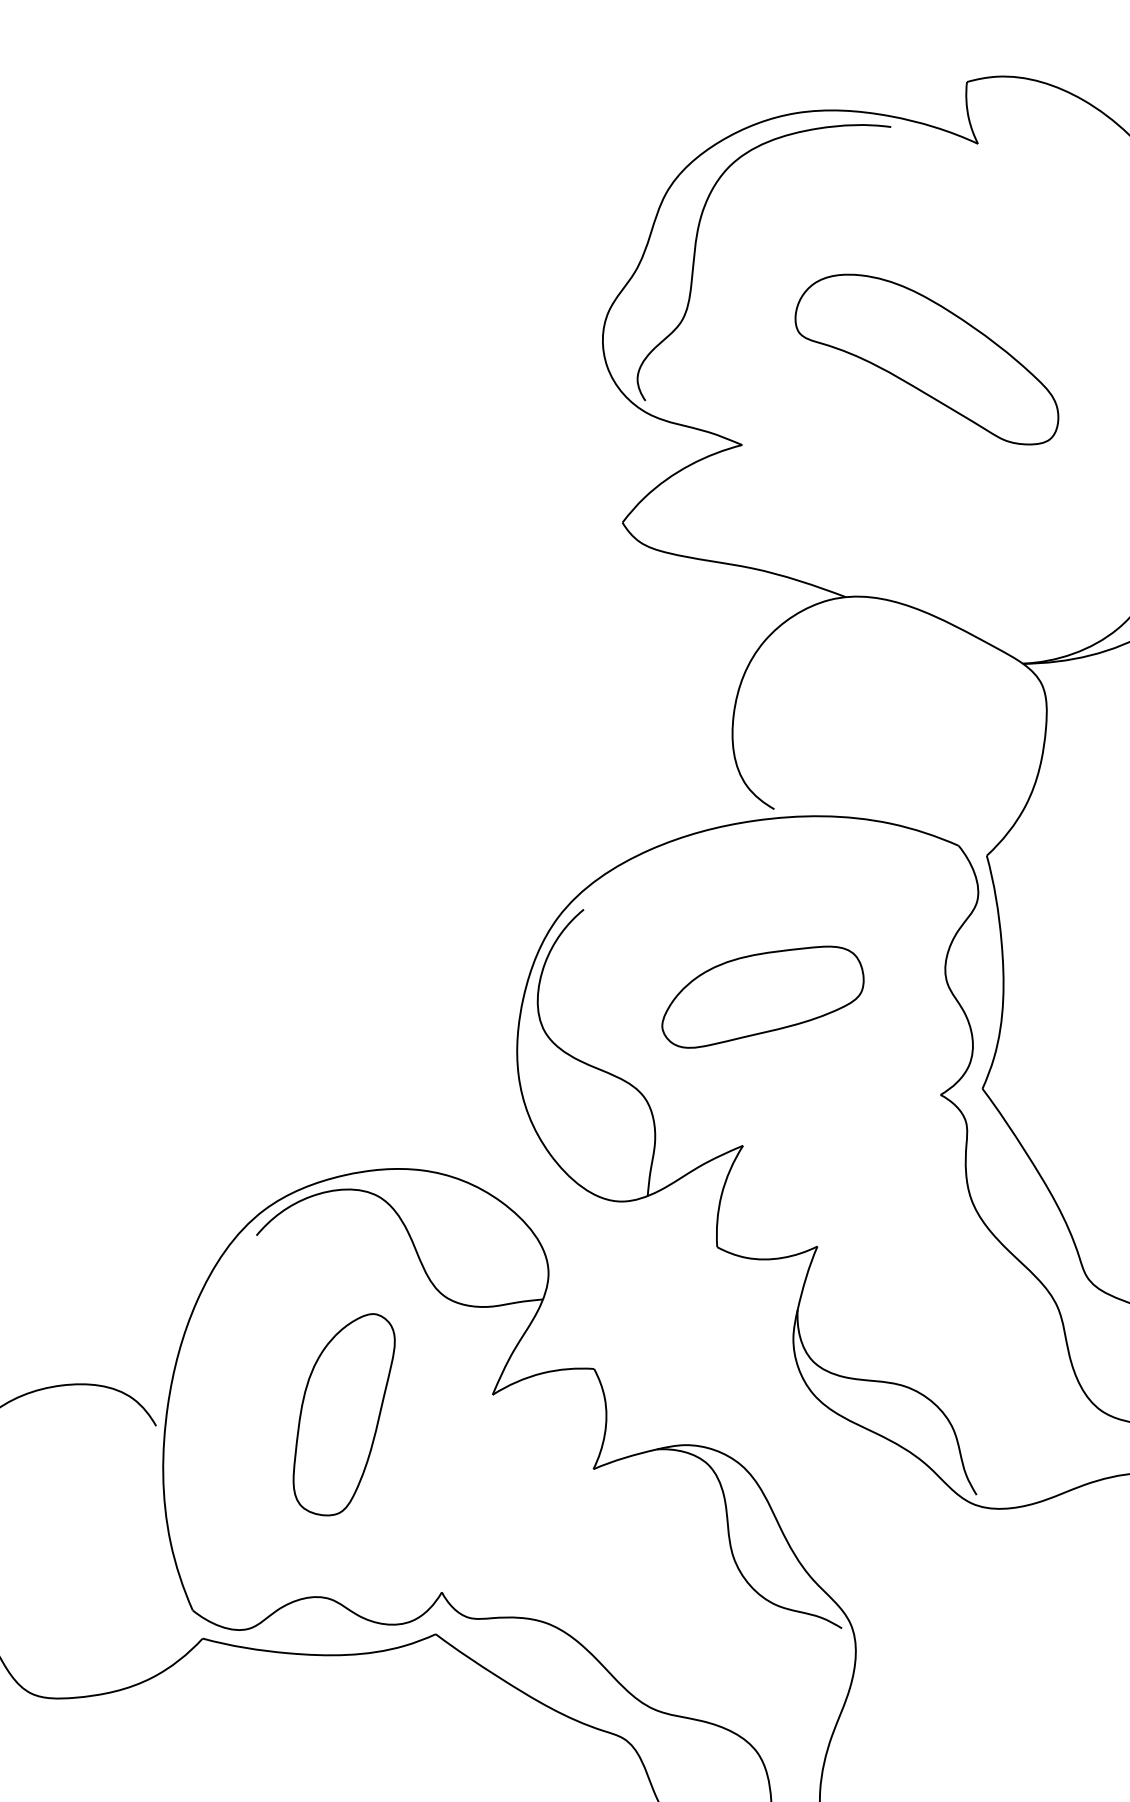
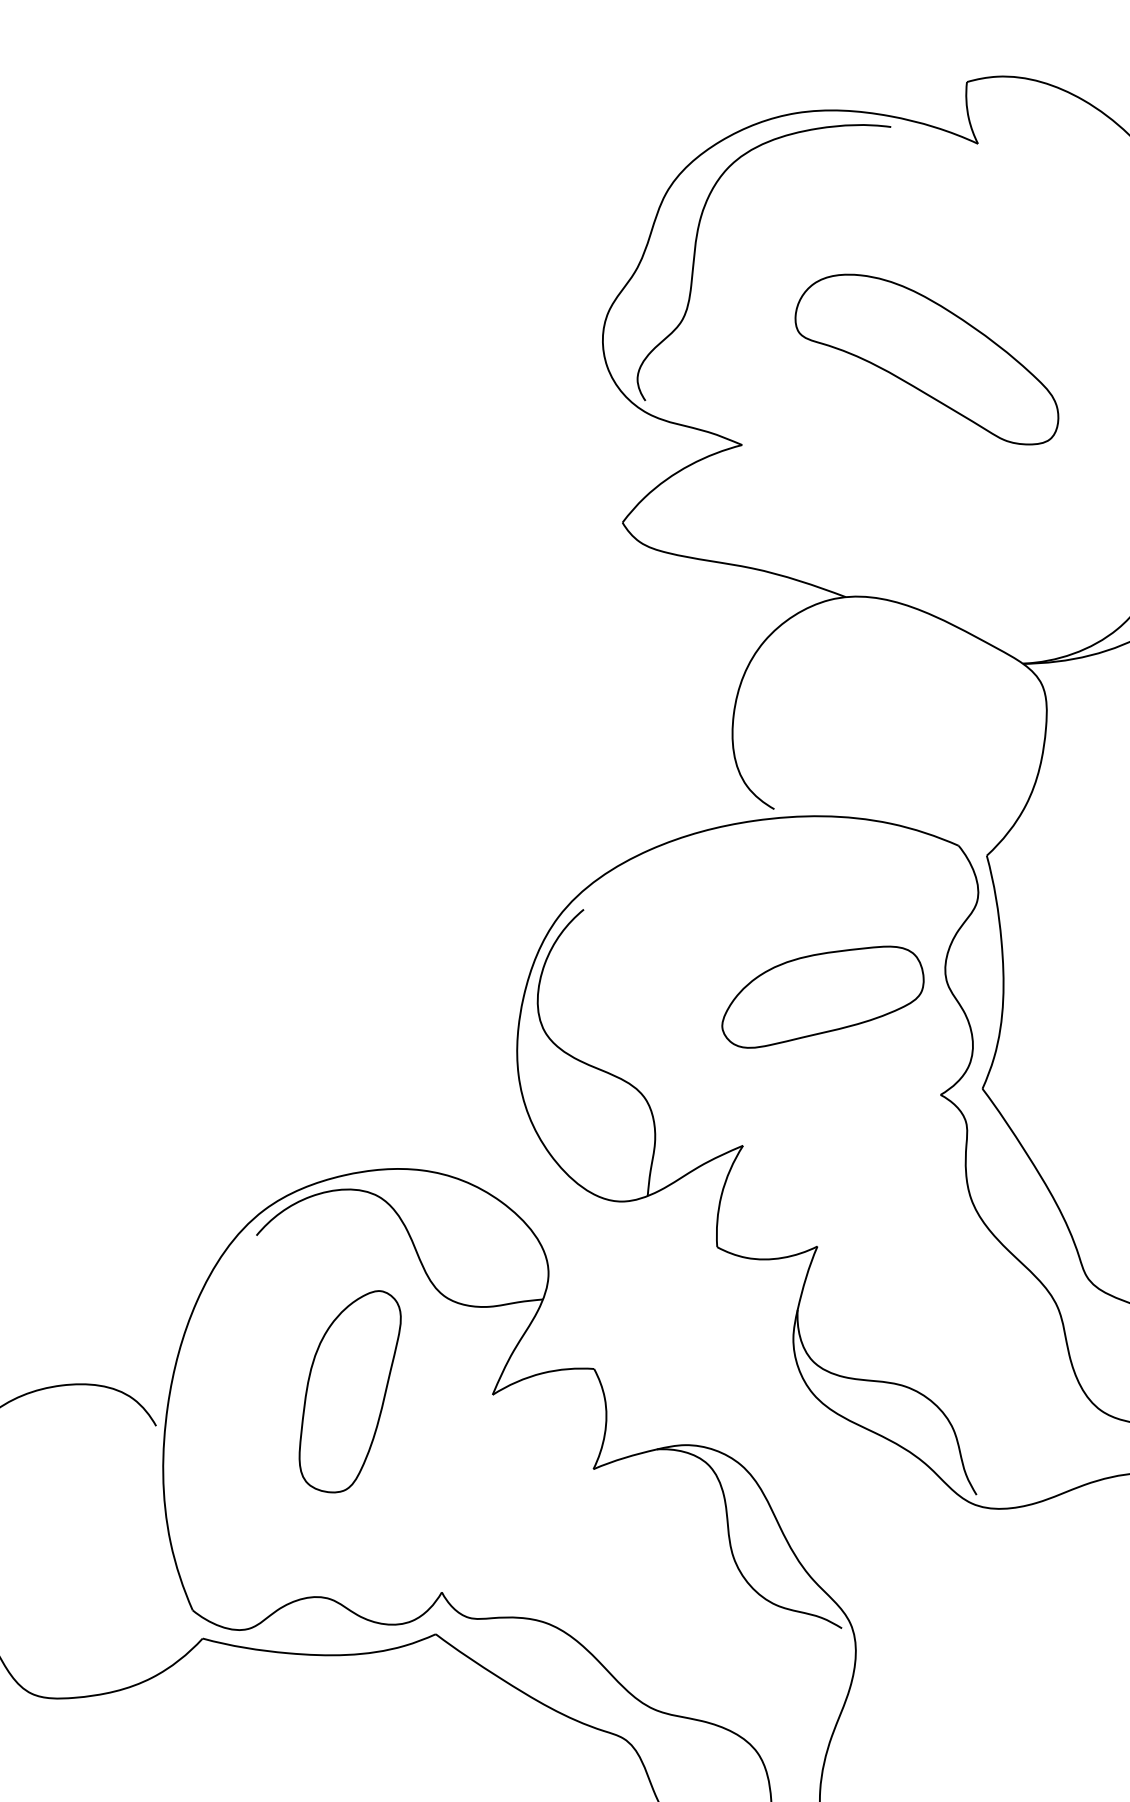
part position: (762, 996) -> (822, 996) (822, 996)
part position: (343, 1414) -> (349, 1391) (349, 1391)
